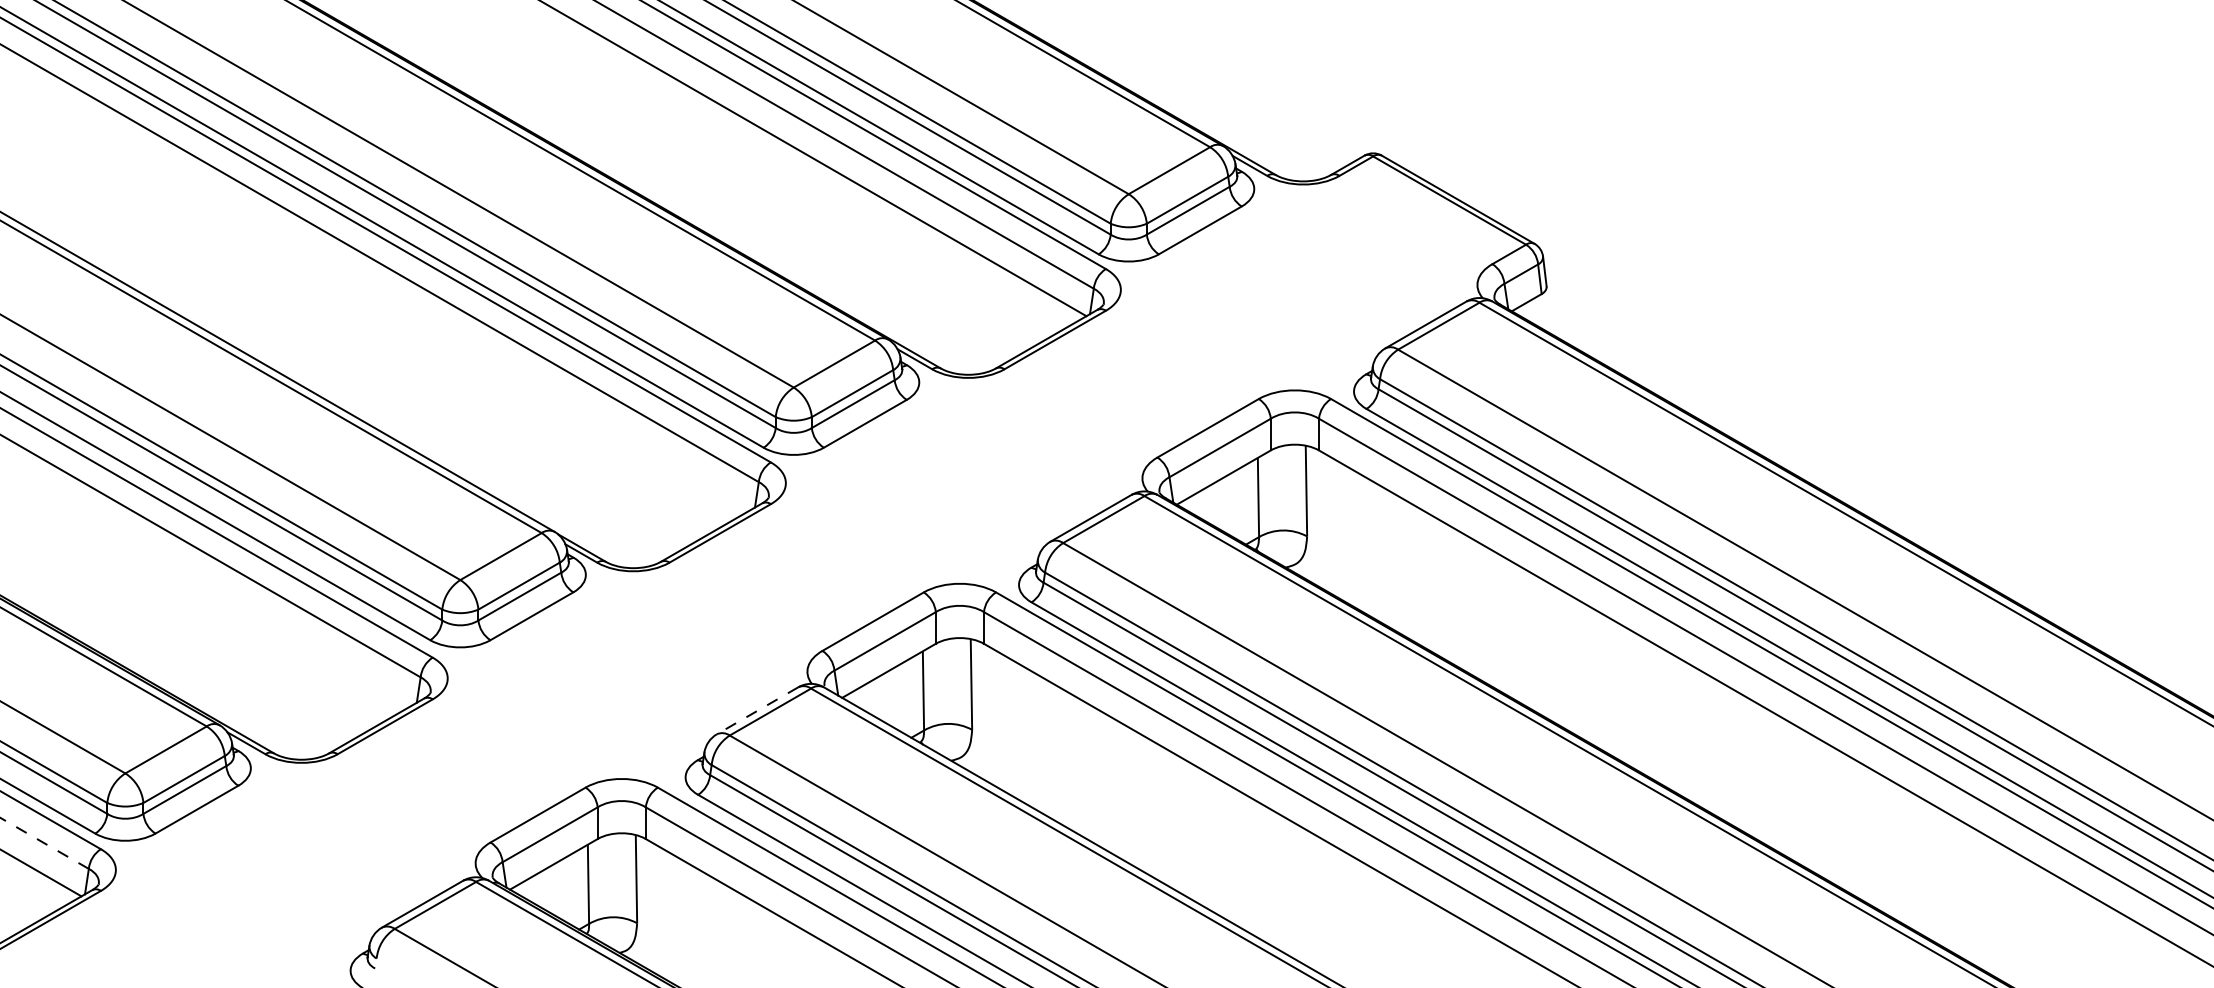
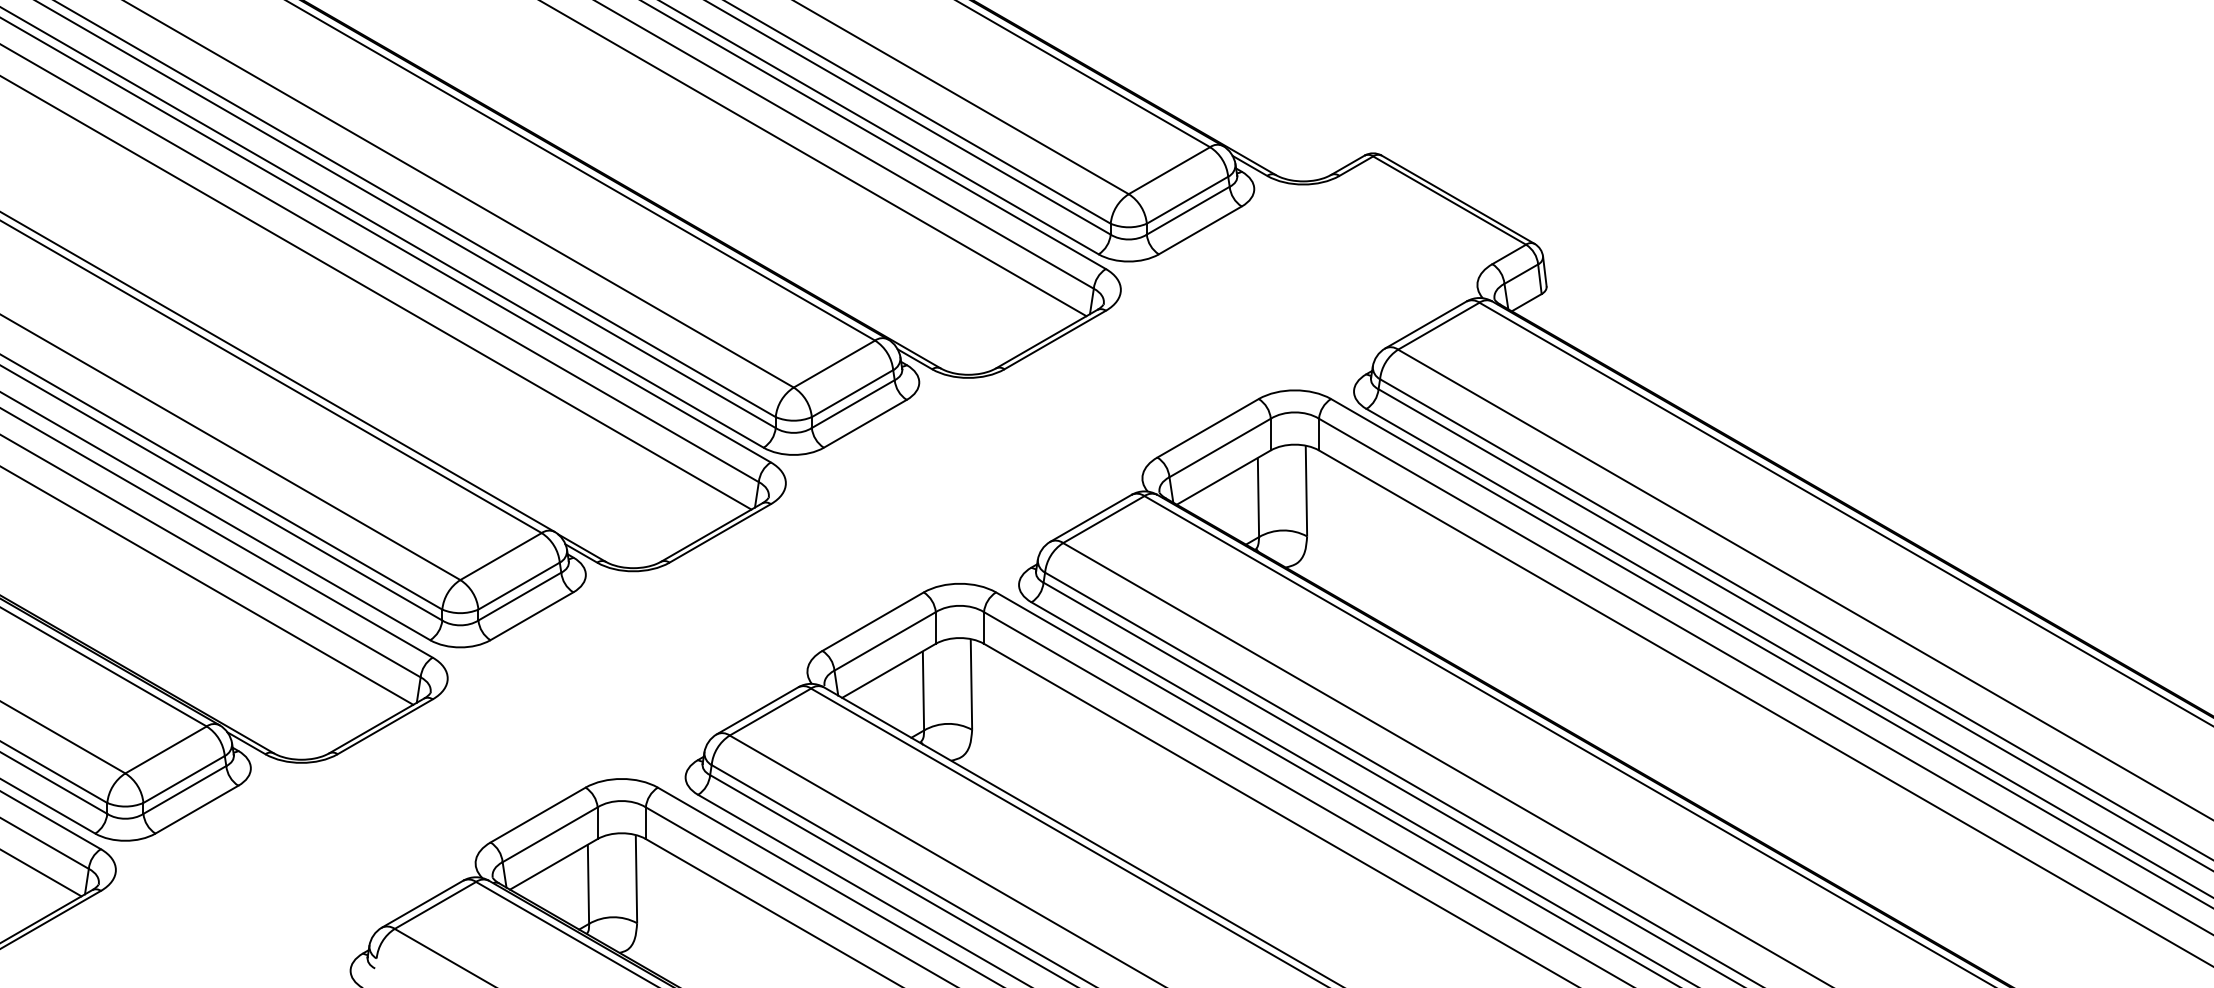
line: none -> present (376, 293)
line: none -> present (207, 585)
line: dashed -> solid (757, 710)
line: dashed -> solid (44, 843)
